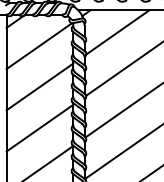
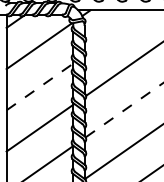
line: present -> none (117, 32)
line: solid -> dashed (39, 86)
line: solid -> dashed (124, 109)
